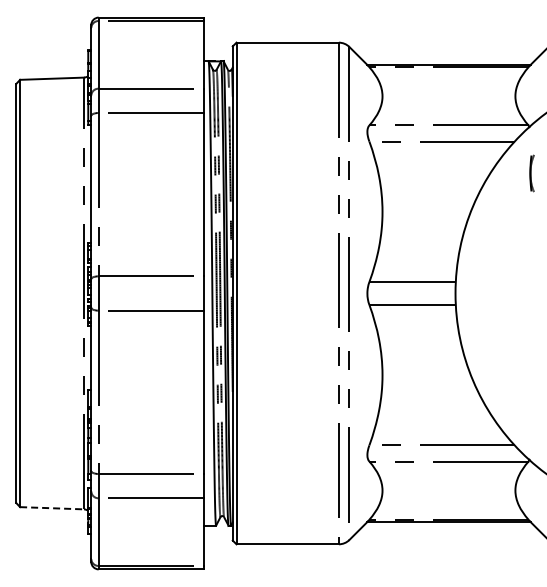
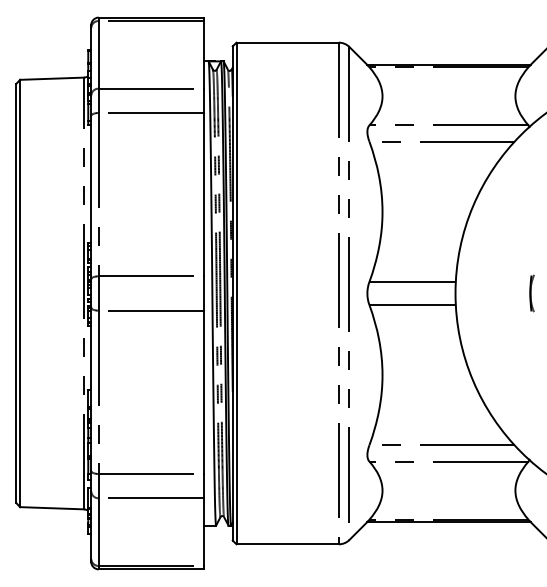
part position: (531, 173) -> (531, 293) (531, 293)
line: dashed -> solid (52, 508)
